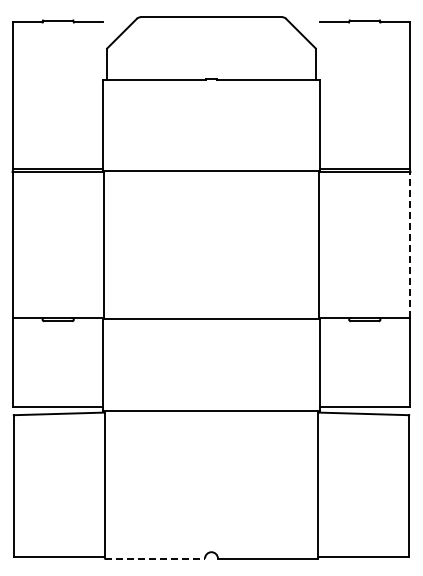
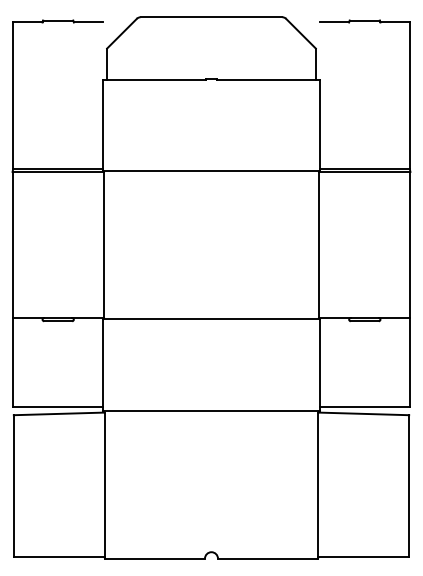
line: dashed -> solid (410, 244)
line: dashed -> solid (155, 558)
